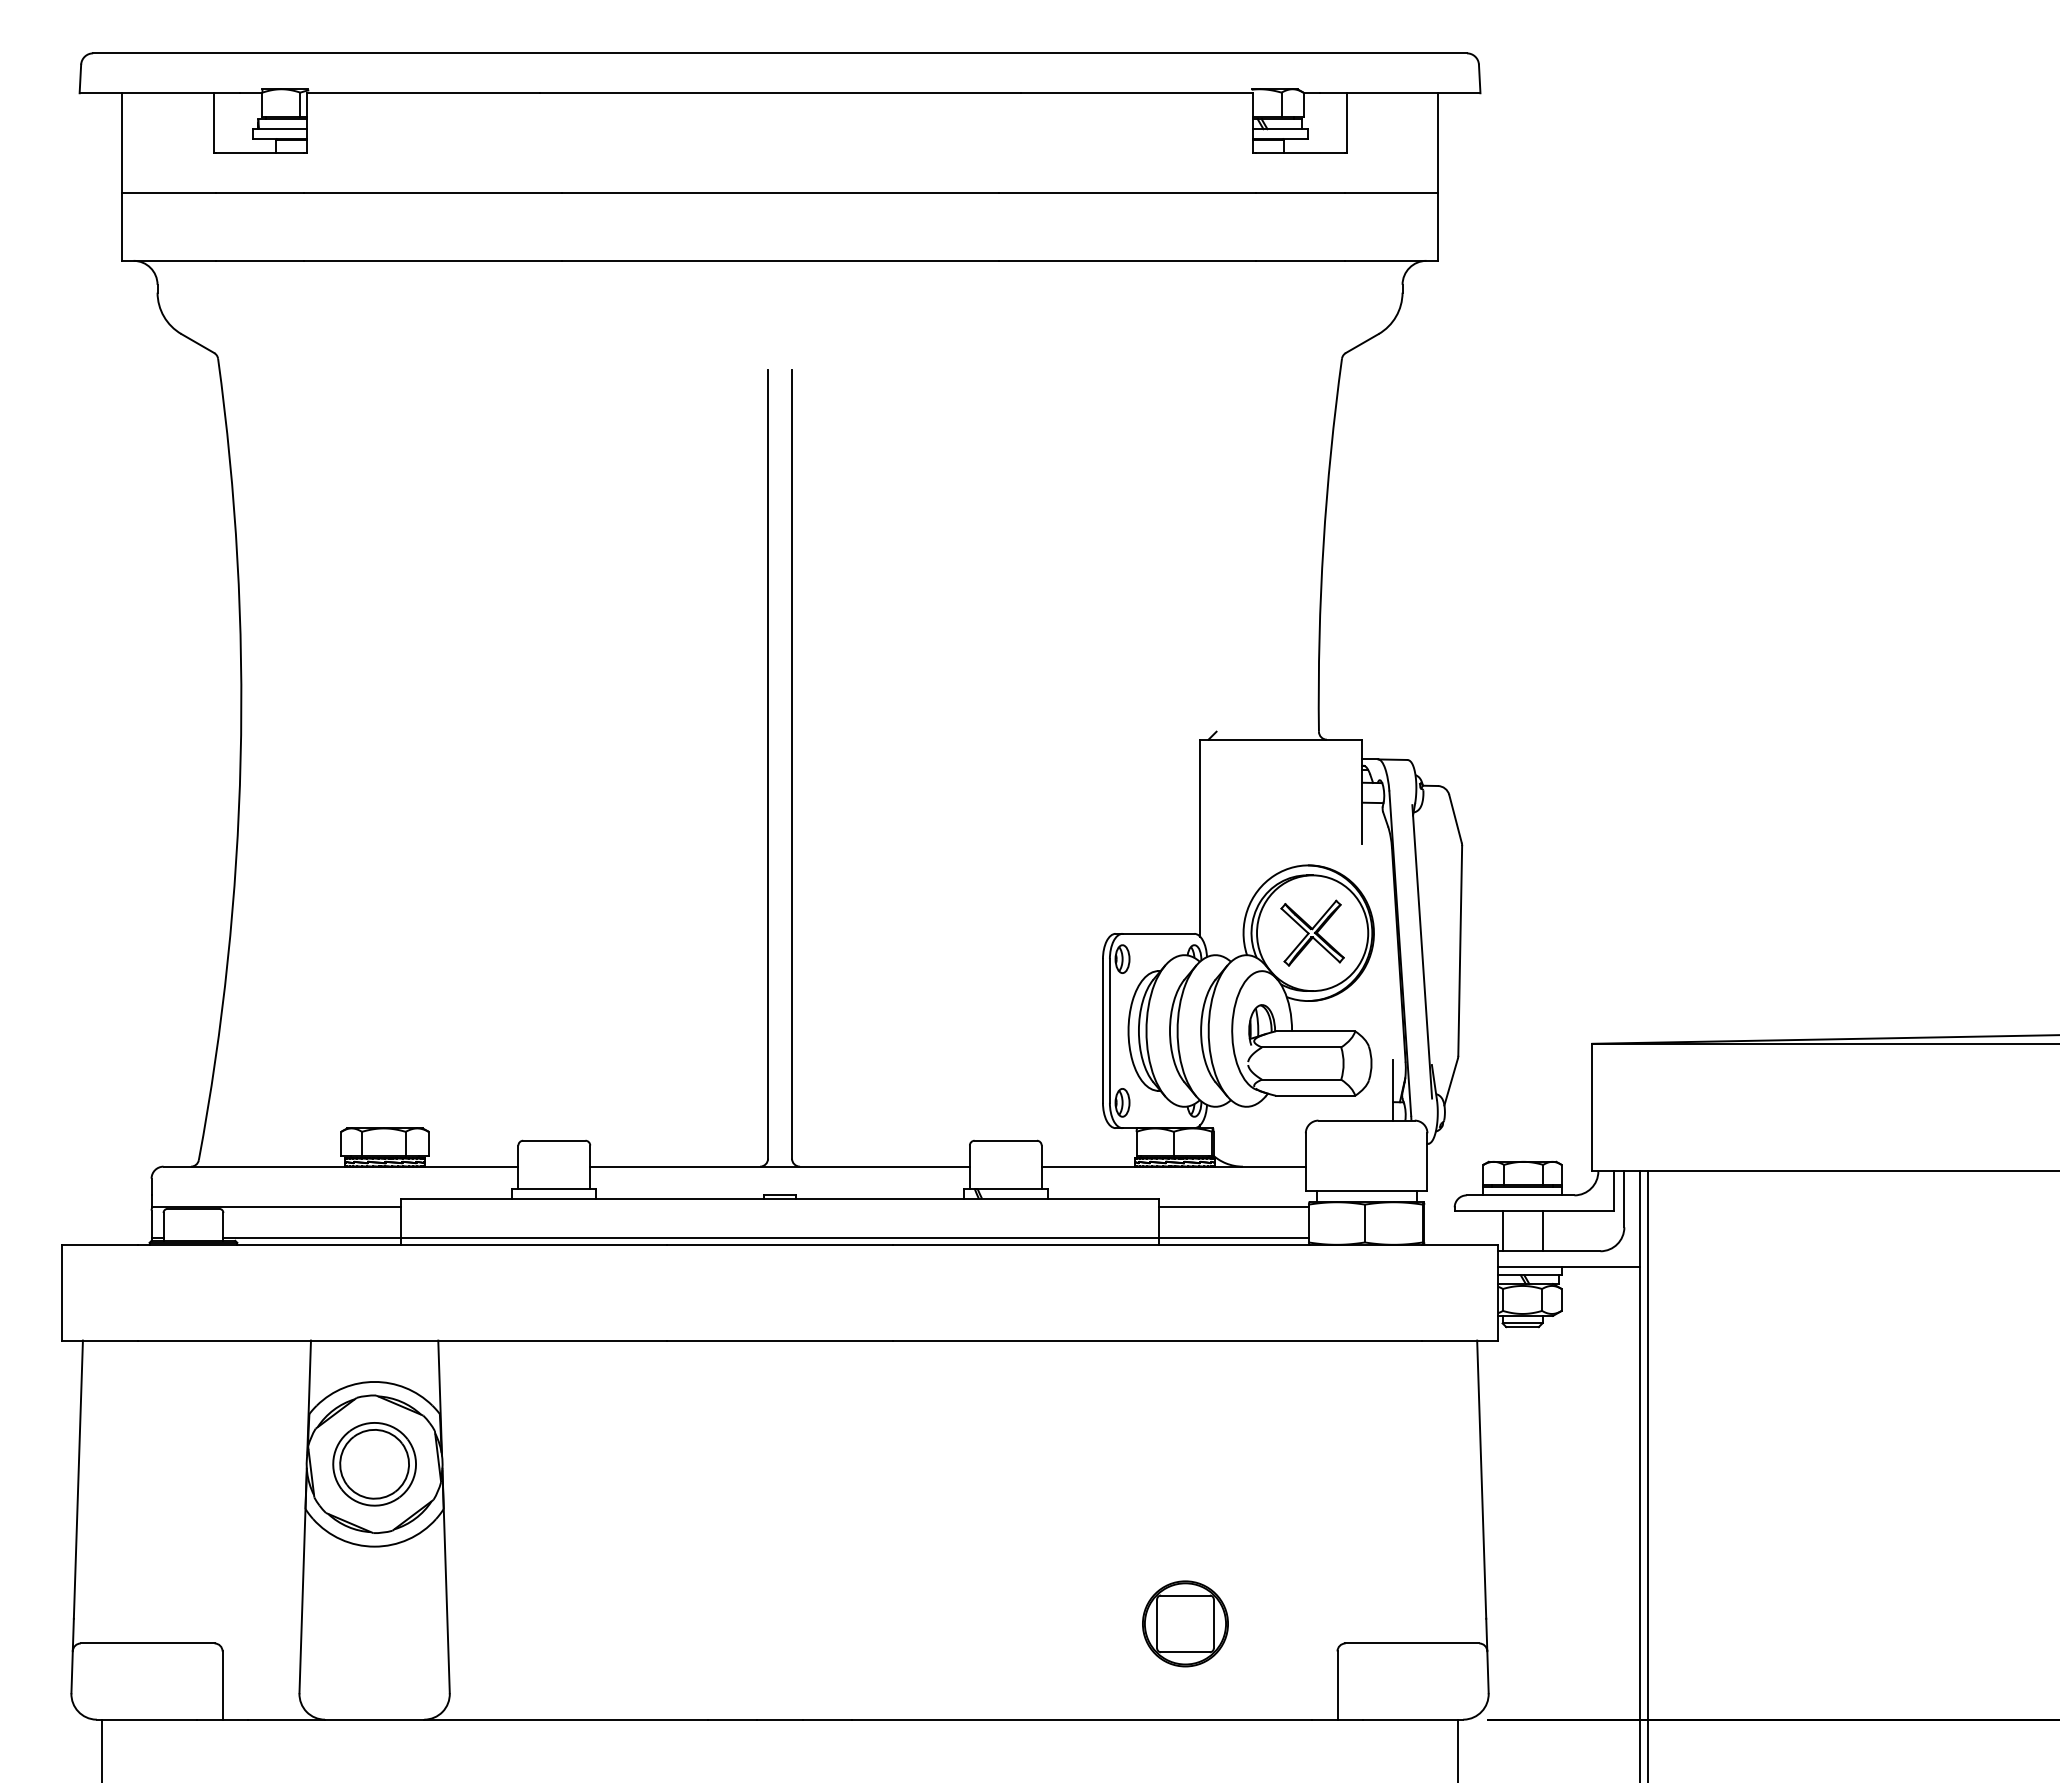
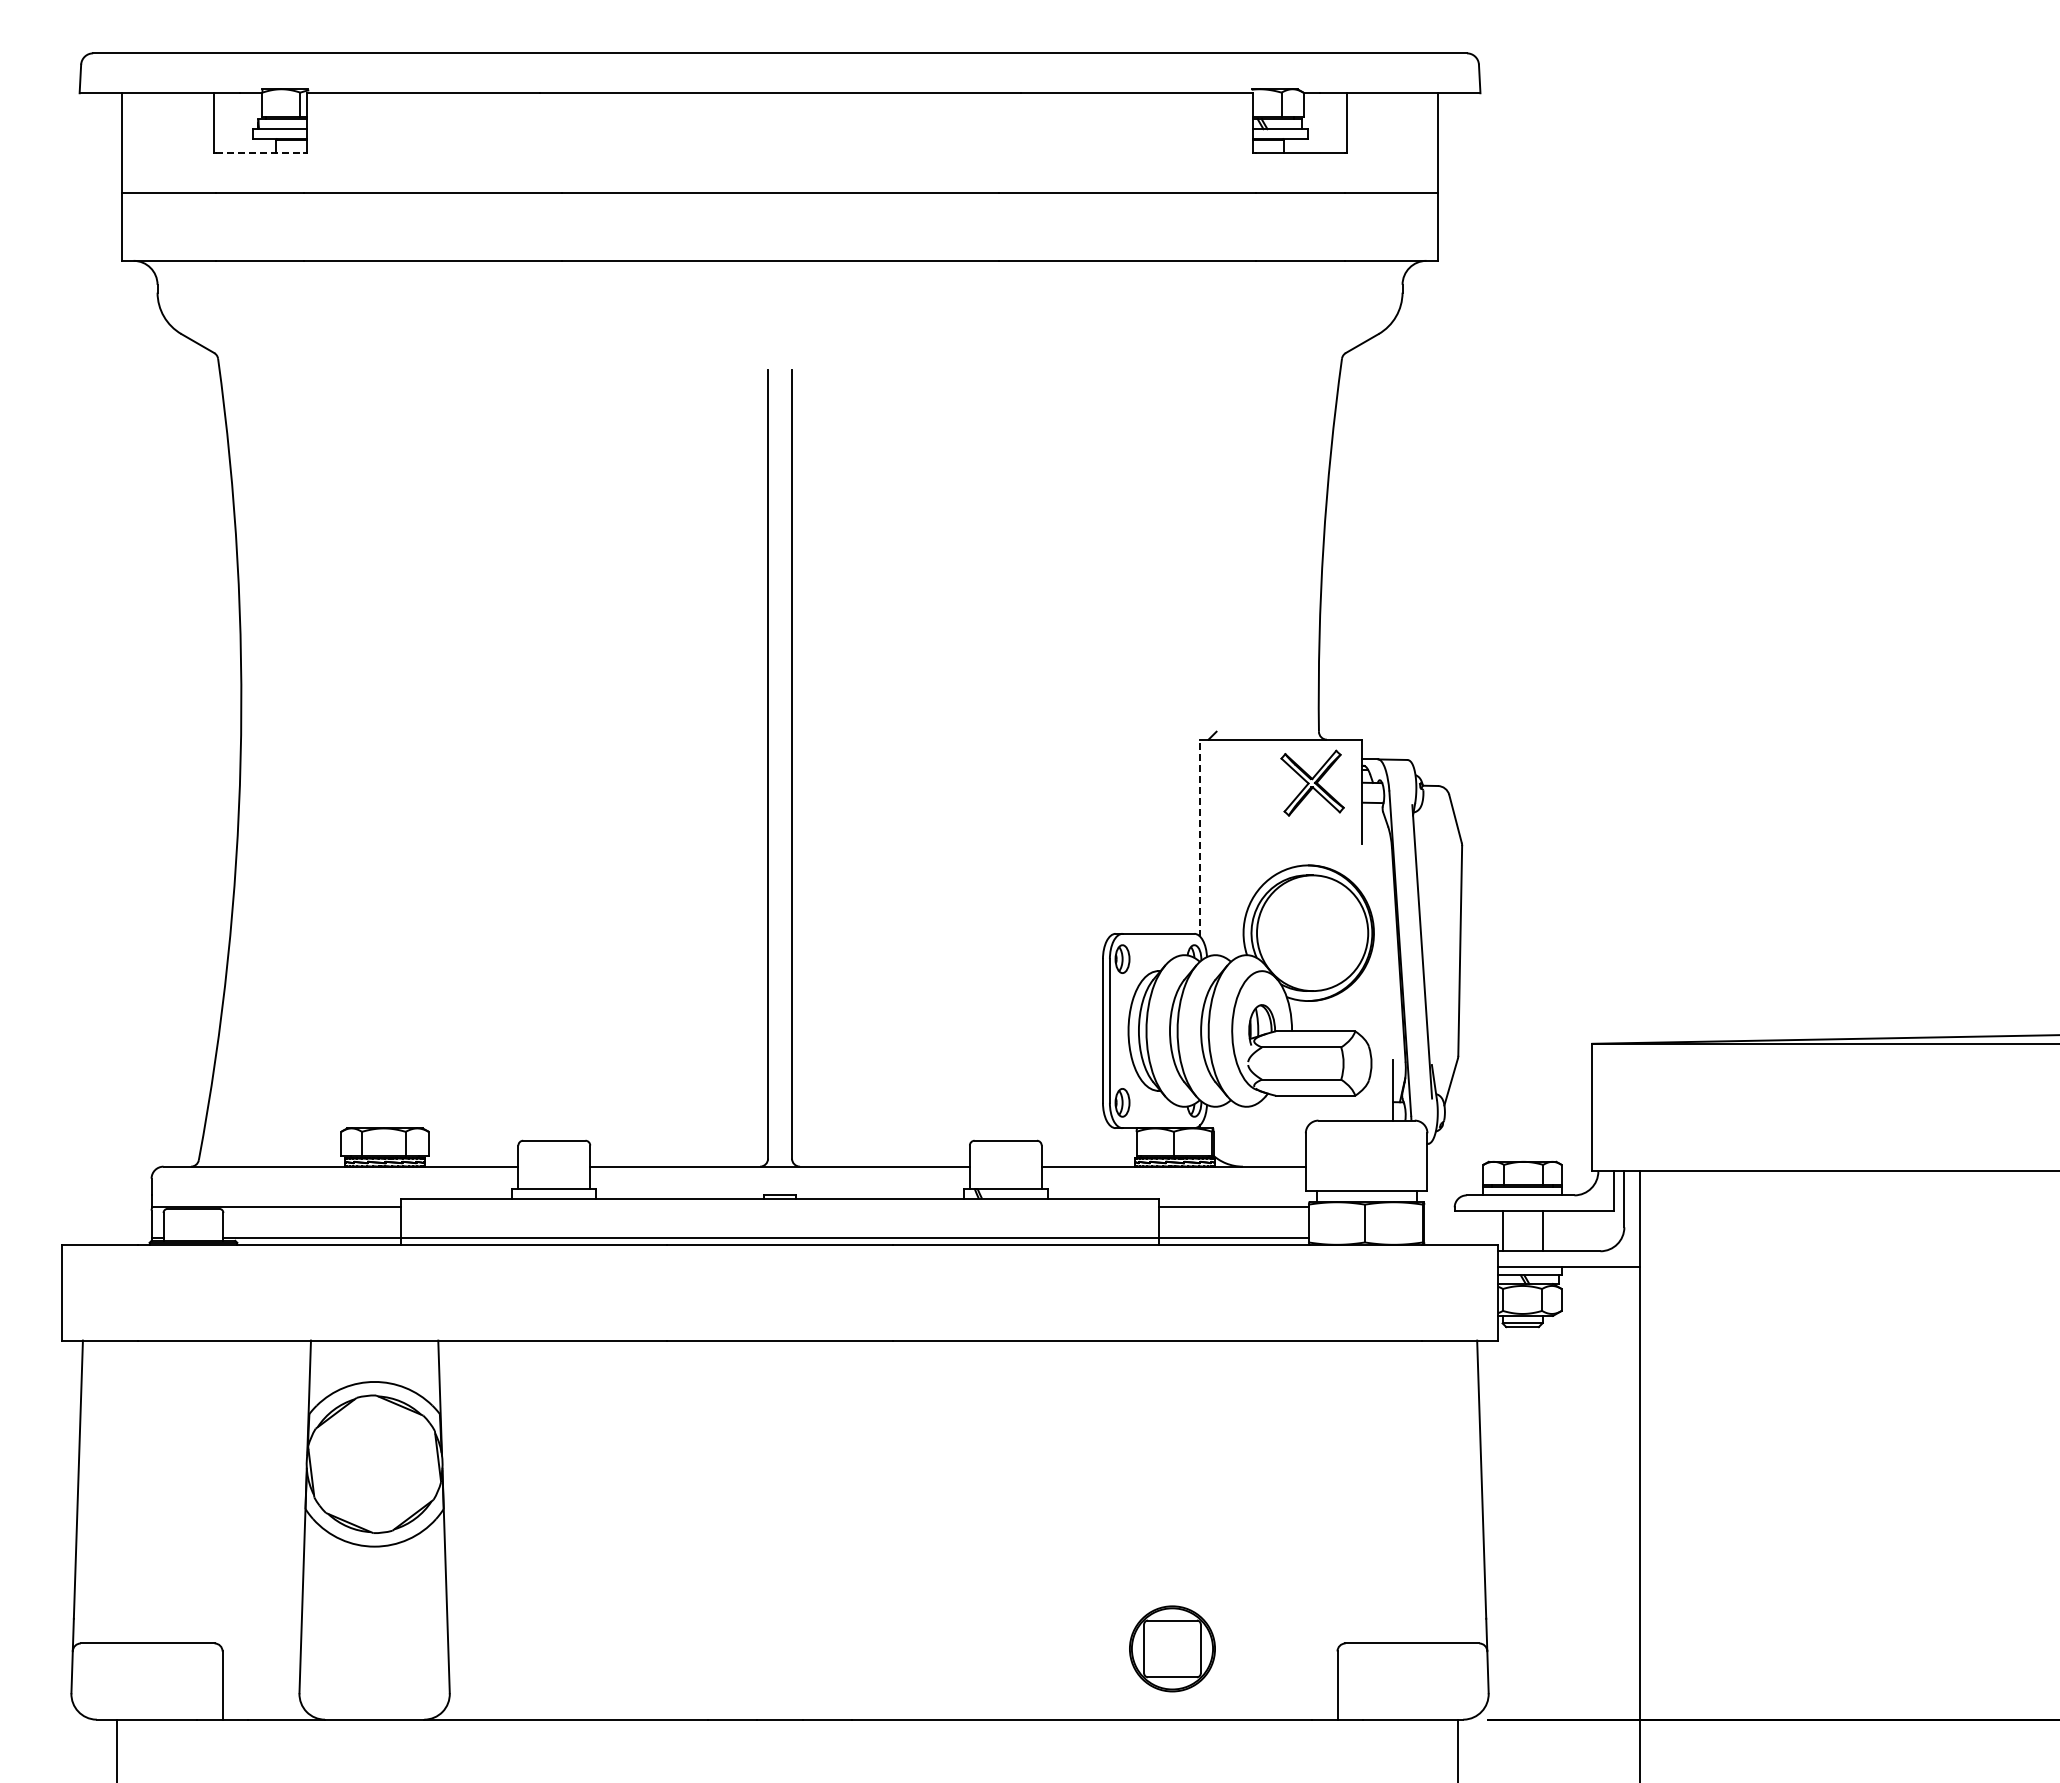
line: solid -> dashed (260, 153)
line: solid -> dashed (1200, 837)
part position: (1312, 932) -> (1312, 782) (1312, 782)
part: present -> none (374, 1464)
line: present -> none (1648, 1475)
part position: (1185, 1623) -> (1172, 1648) (1172, 1648)
line position: (101, 1749) -> (116, 1749) (116, 1749)
